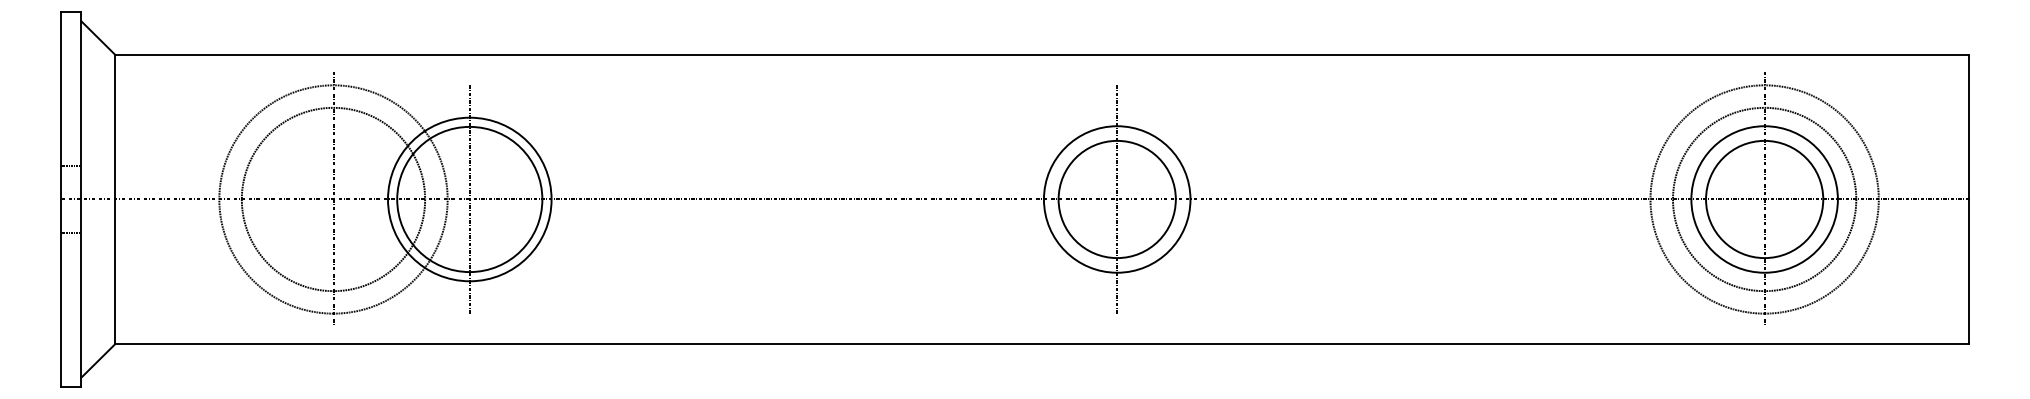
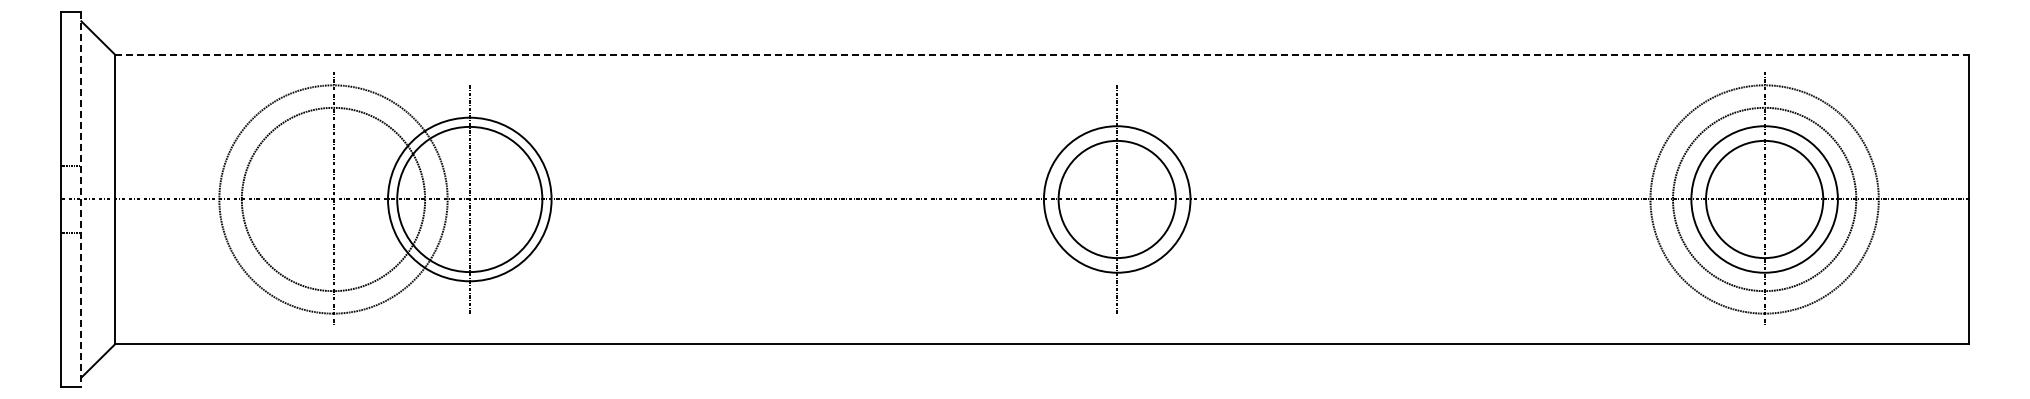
line: solid -> dashed (1042, 55)
line: solid -> dashed (81, 199)
